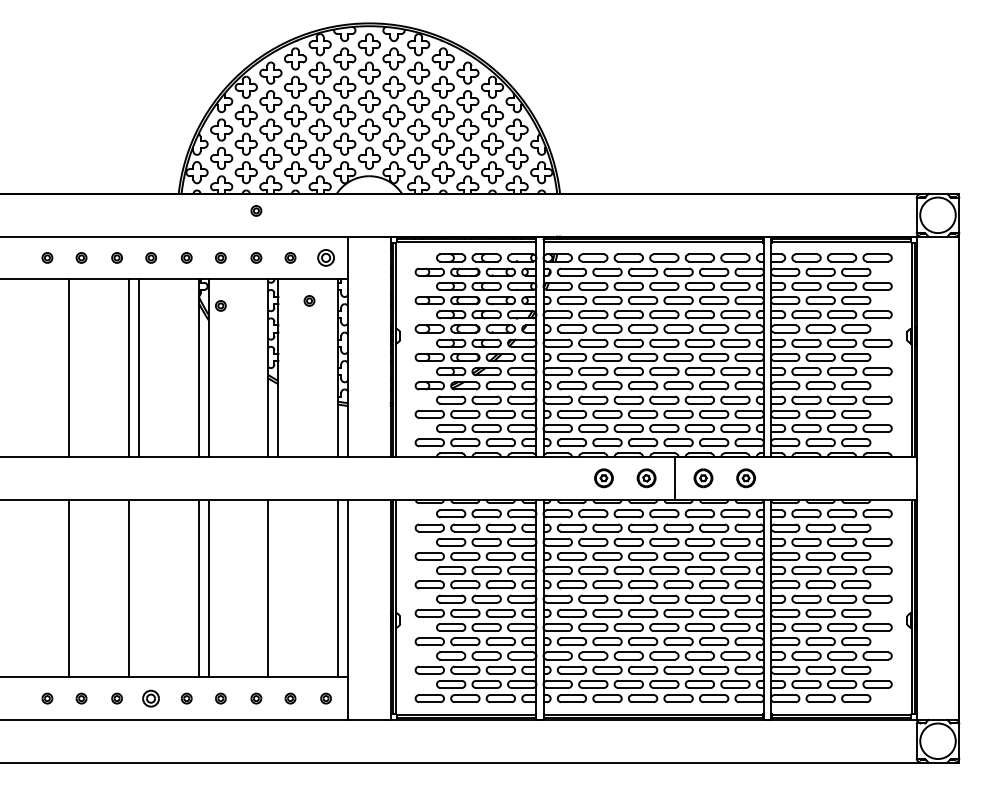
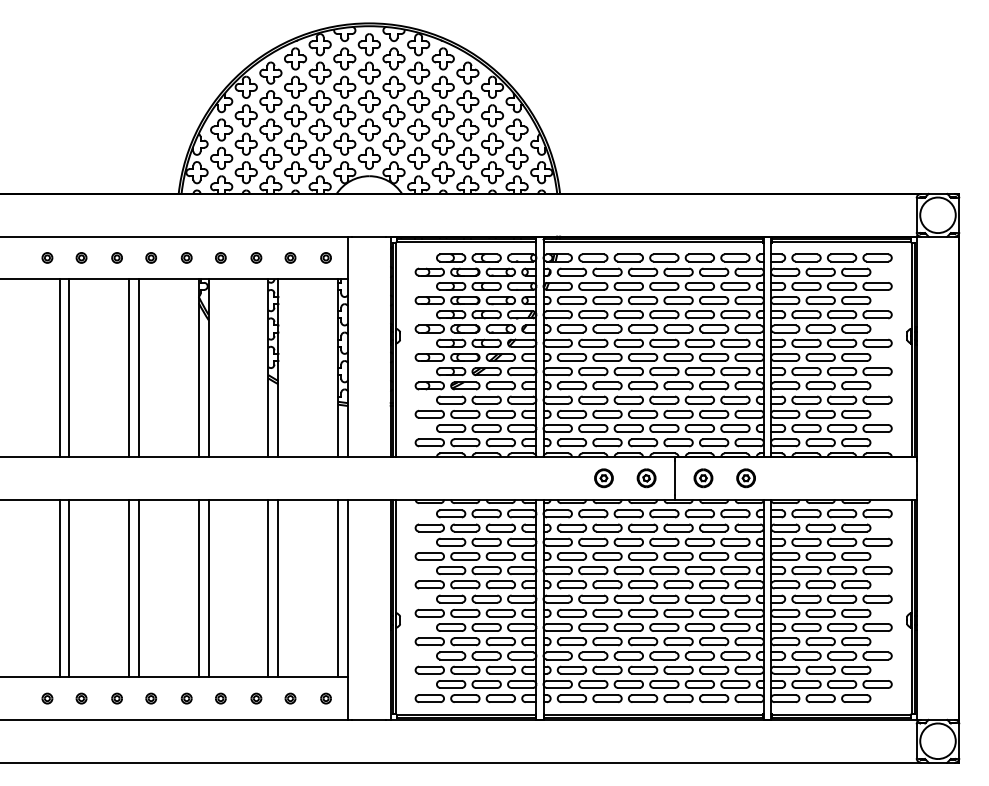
part: present -> none (256, 210)
part size: 18x18 px -> 12x12 px (325, 257)
part: present -> none (309, 300)
part: present -> none (220, 305)
line: none -> present (59, 367)
line: none -> present (59, 588)
line: none -> present (139, 588)
line: none -> present (278, 588)
part size: 18x19 px -> 13x13 px (151, 698)
